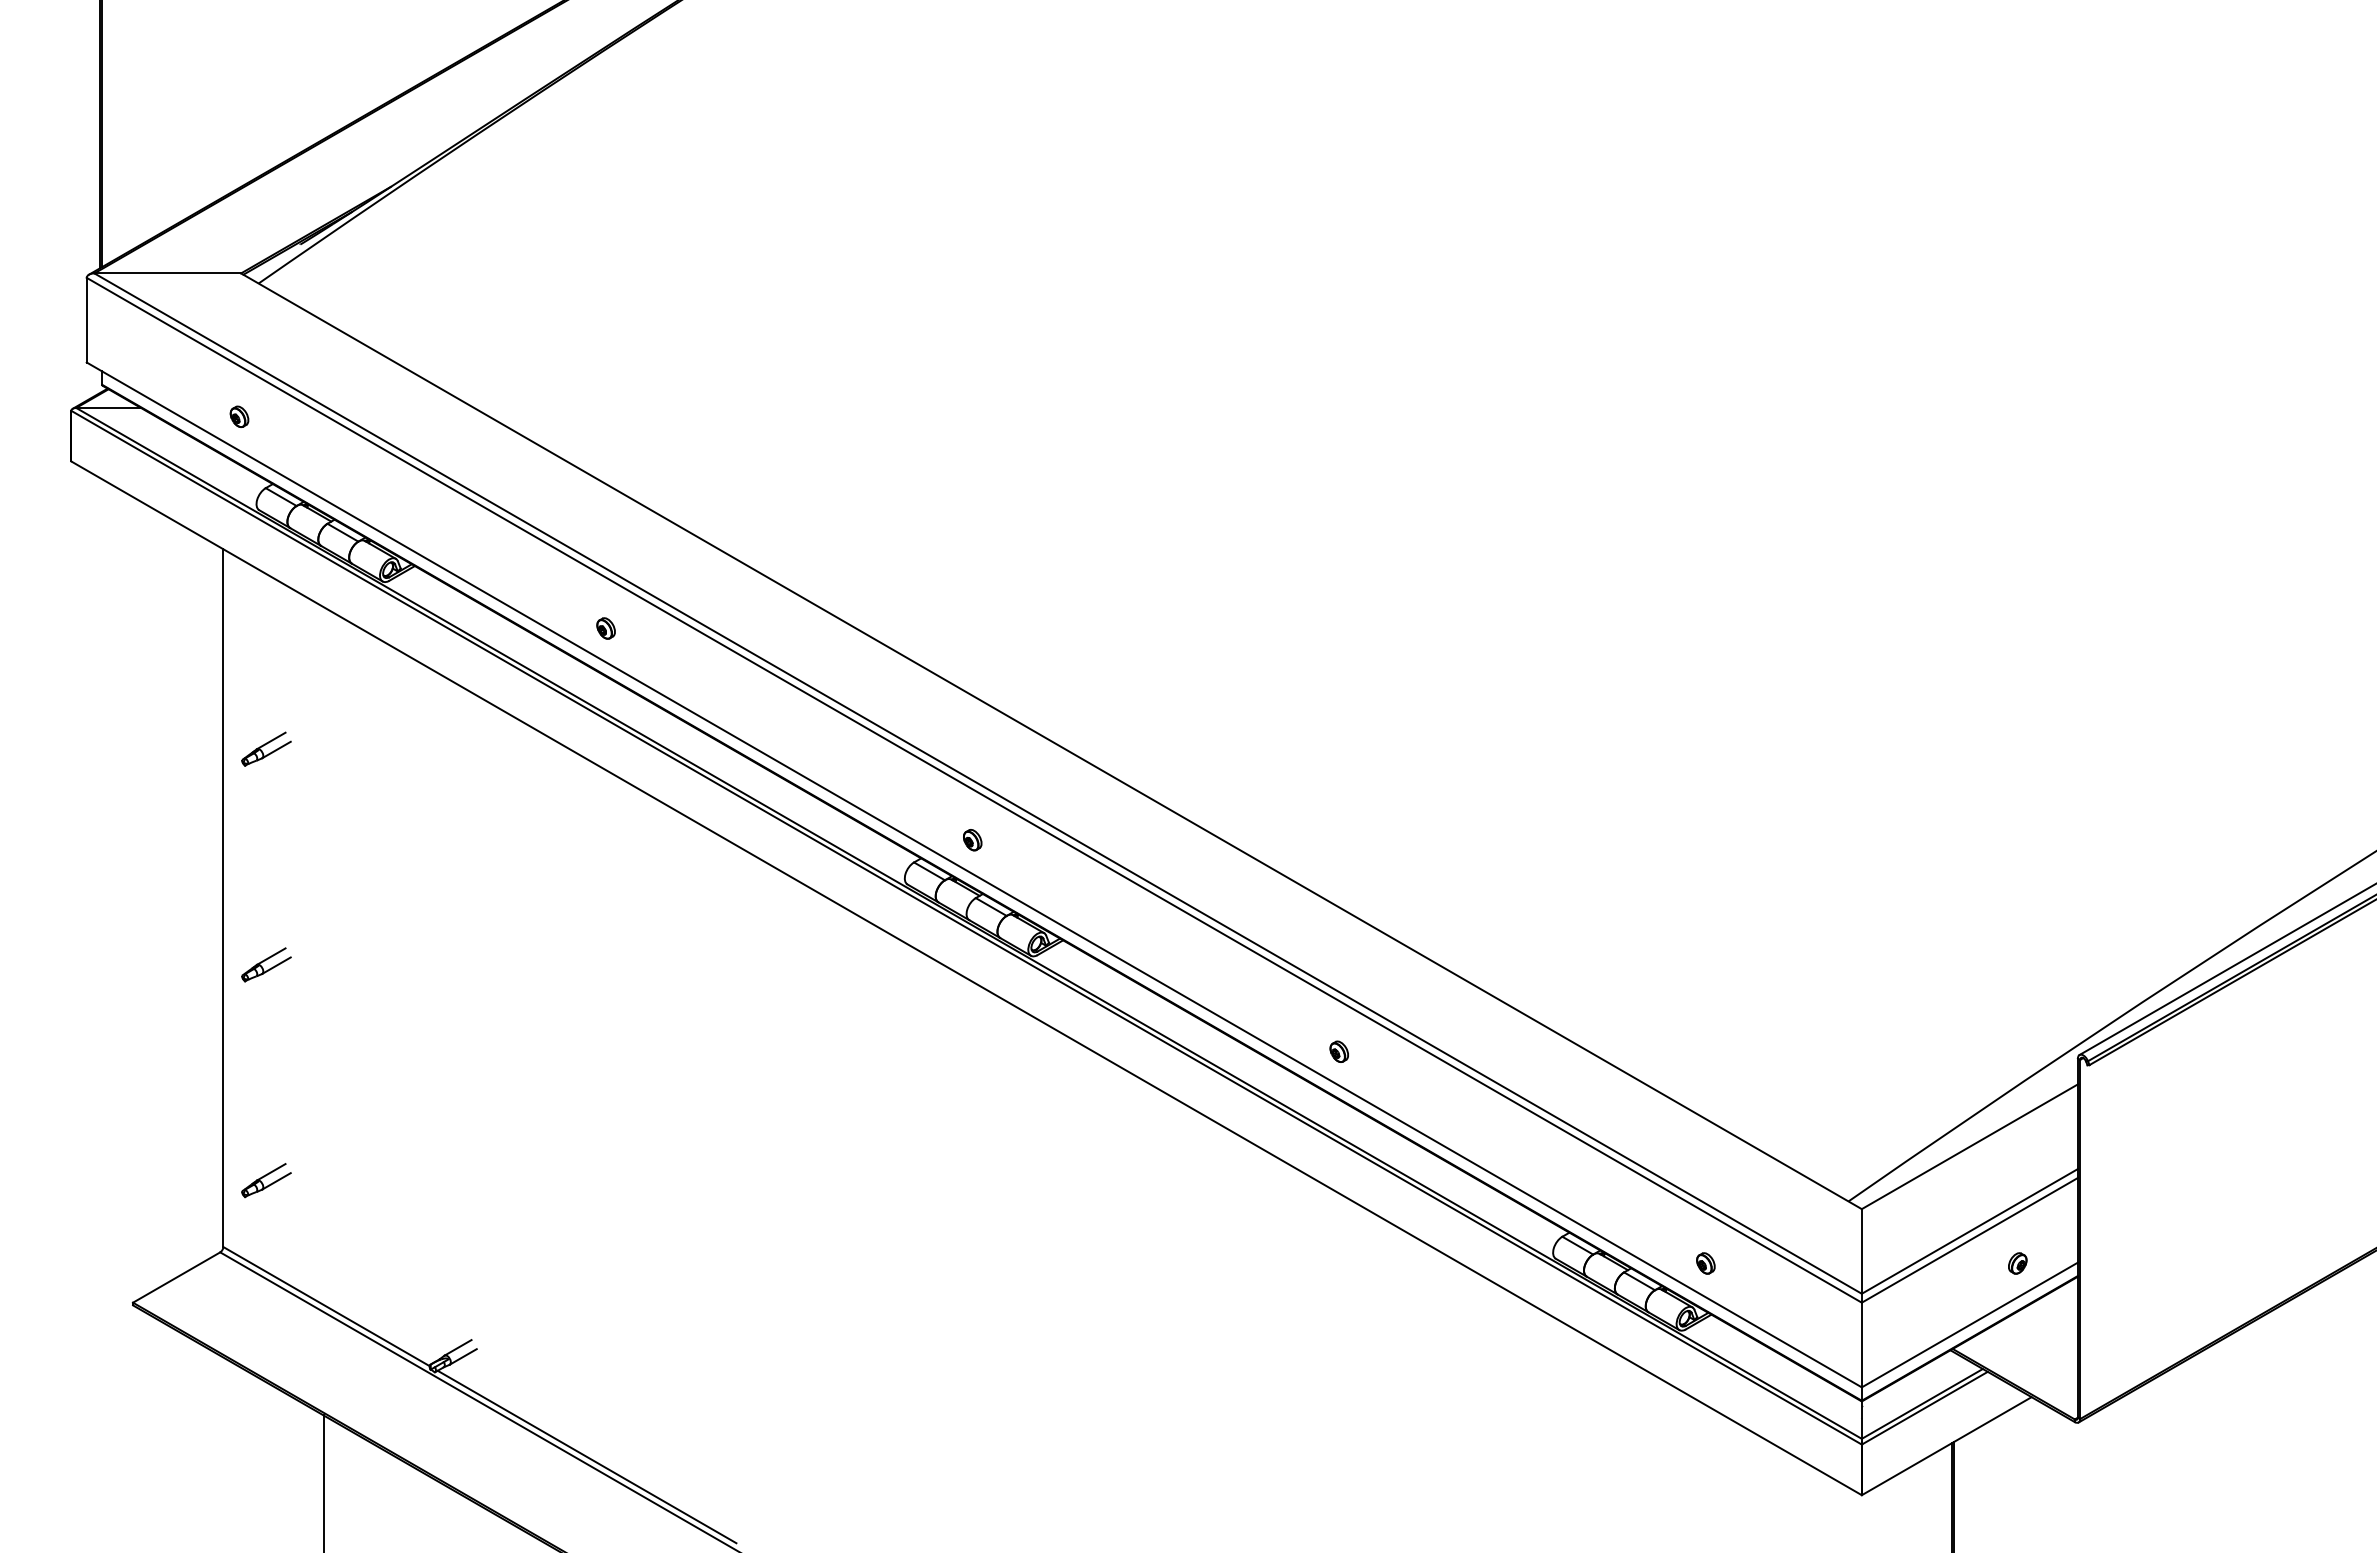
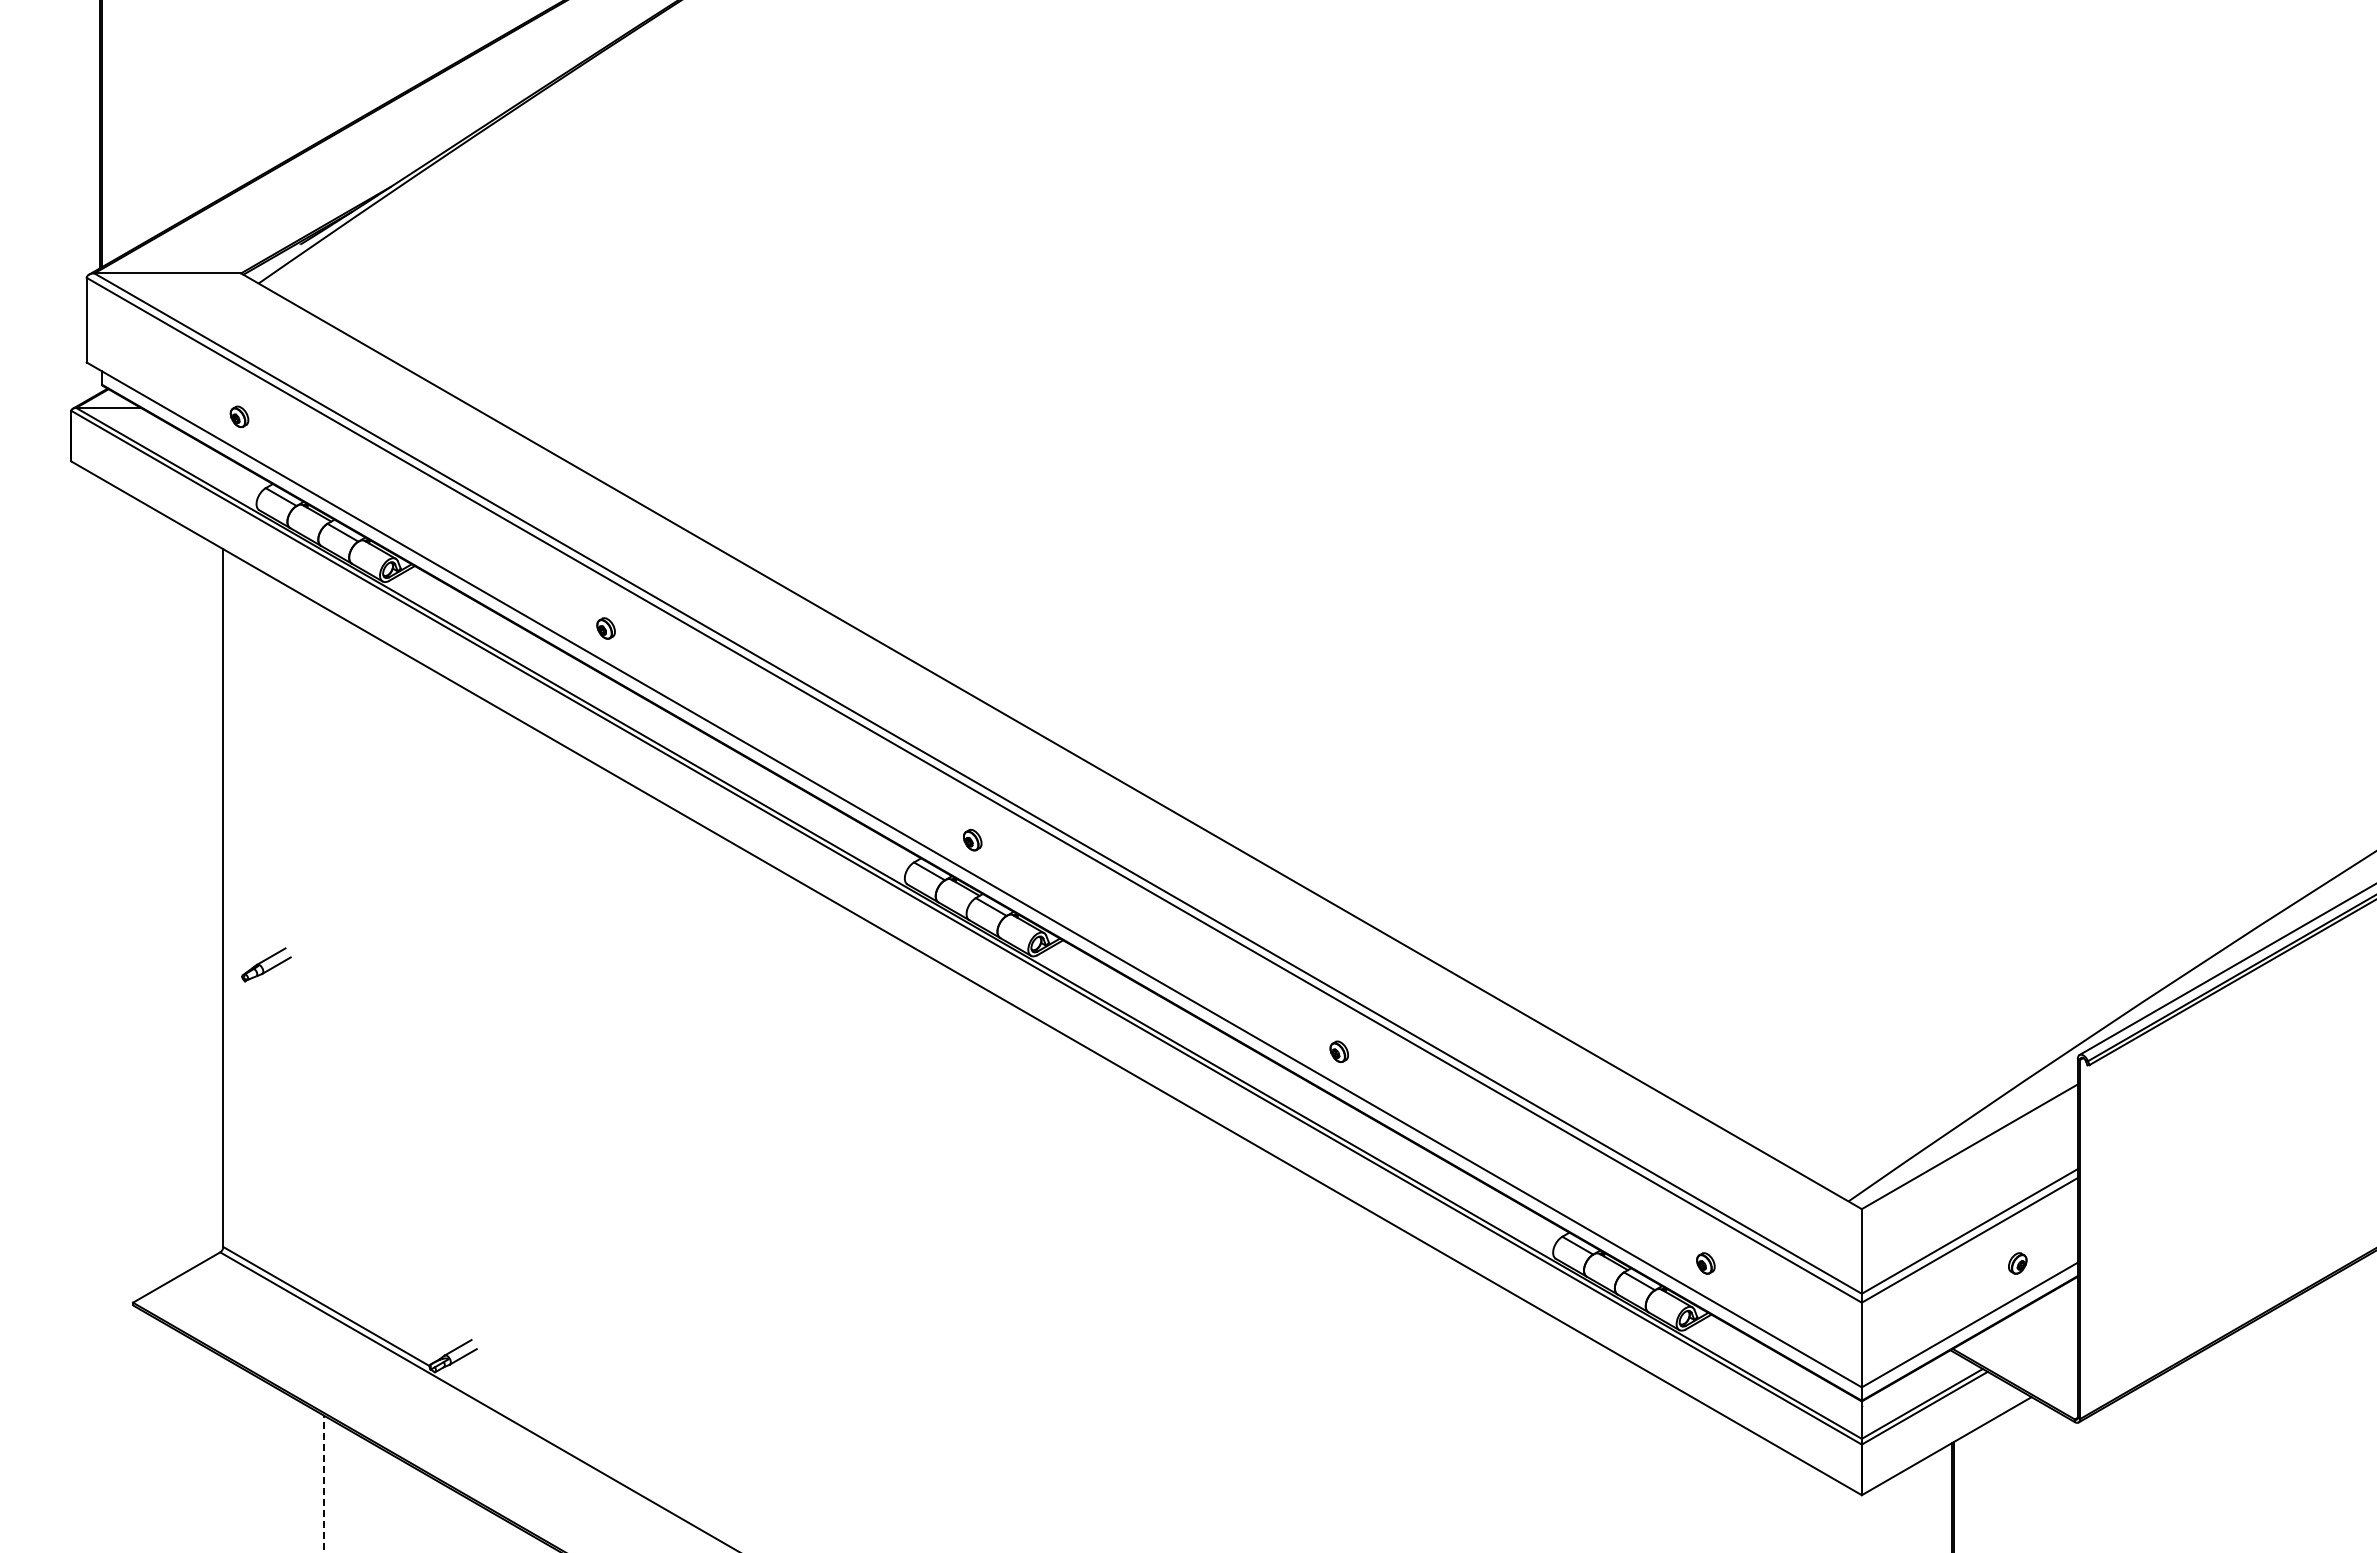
part: present -> none (266, 748)
part: present -> none (266, 1180)
line: present -> none (586, 1456)
line: solid -> dashed (323, 1483)
